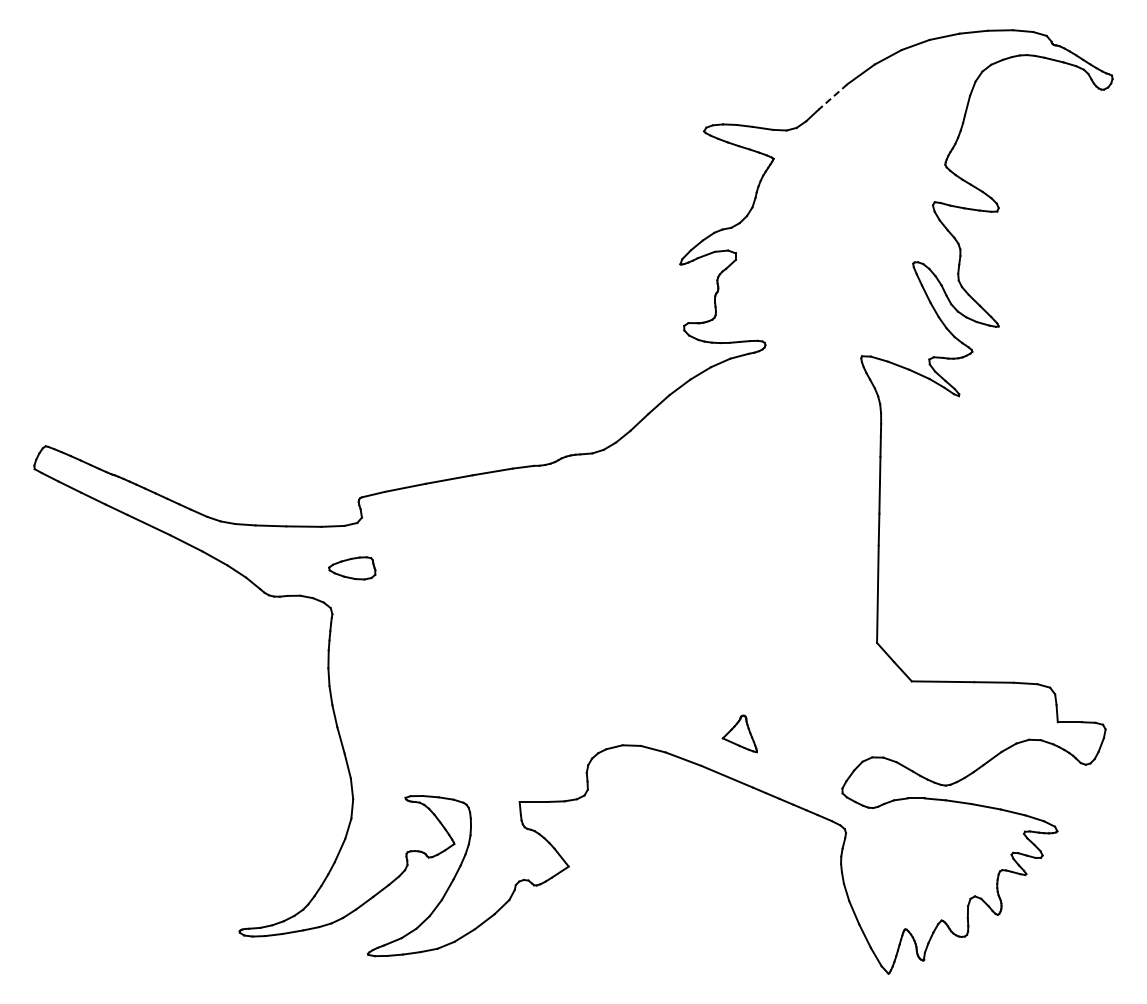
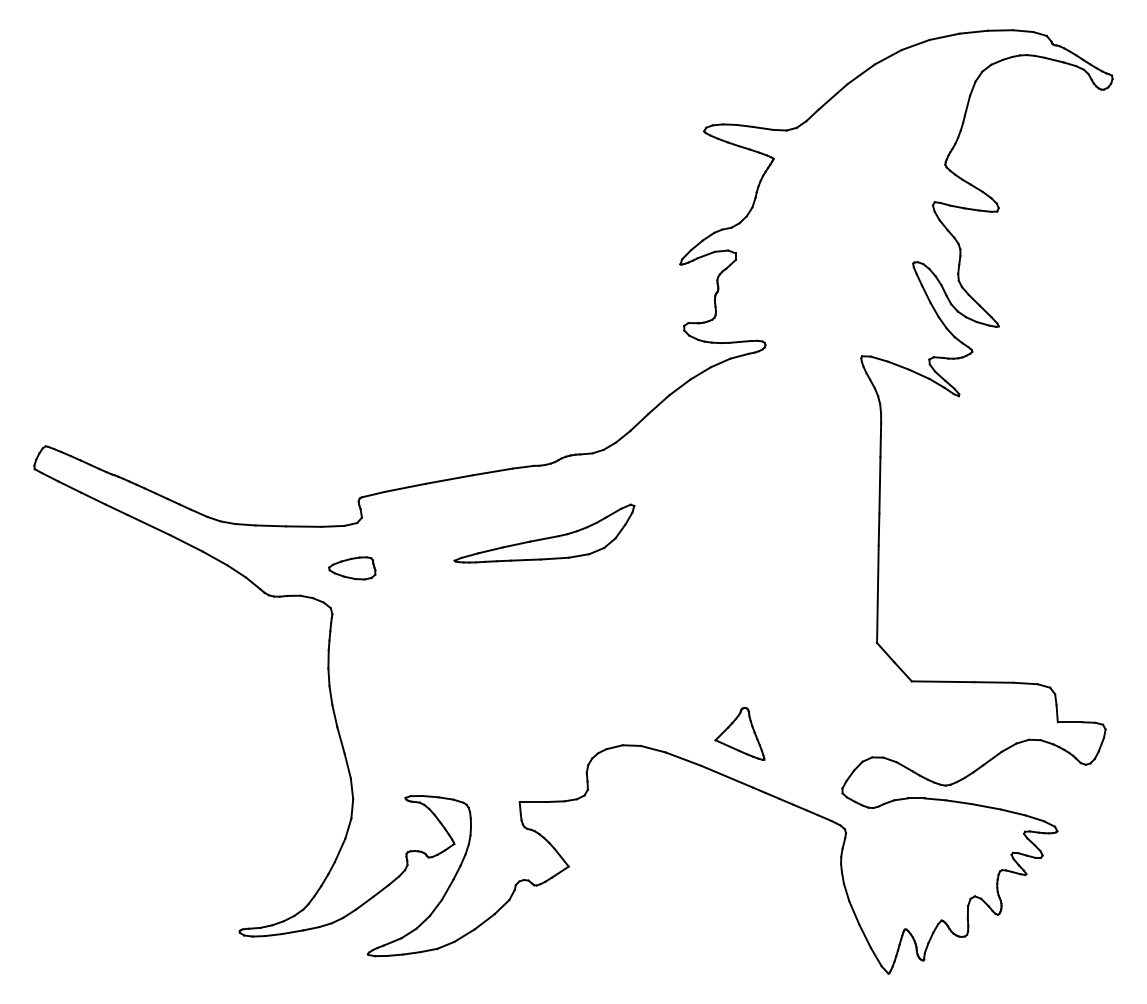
line: dashed -> solid (832, 97)
part: none -> present (544, 533)
part size: 37x40 px -> 52x54 px (739, 733)
